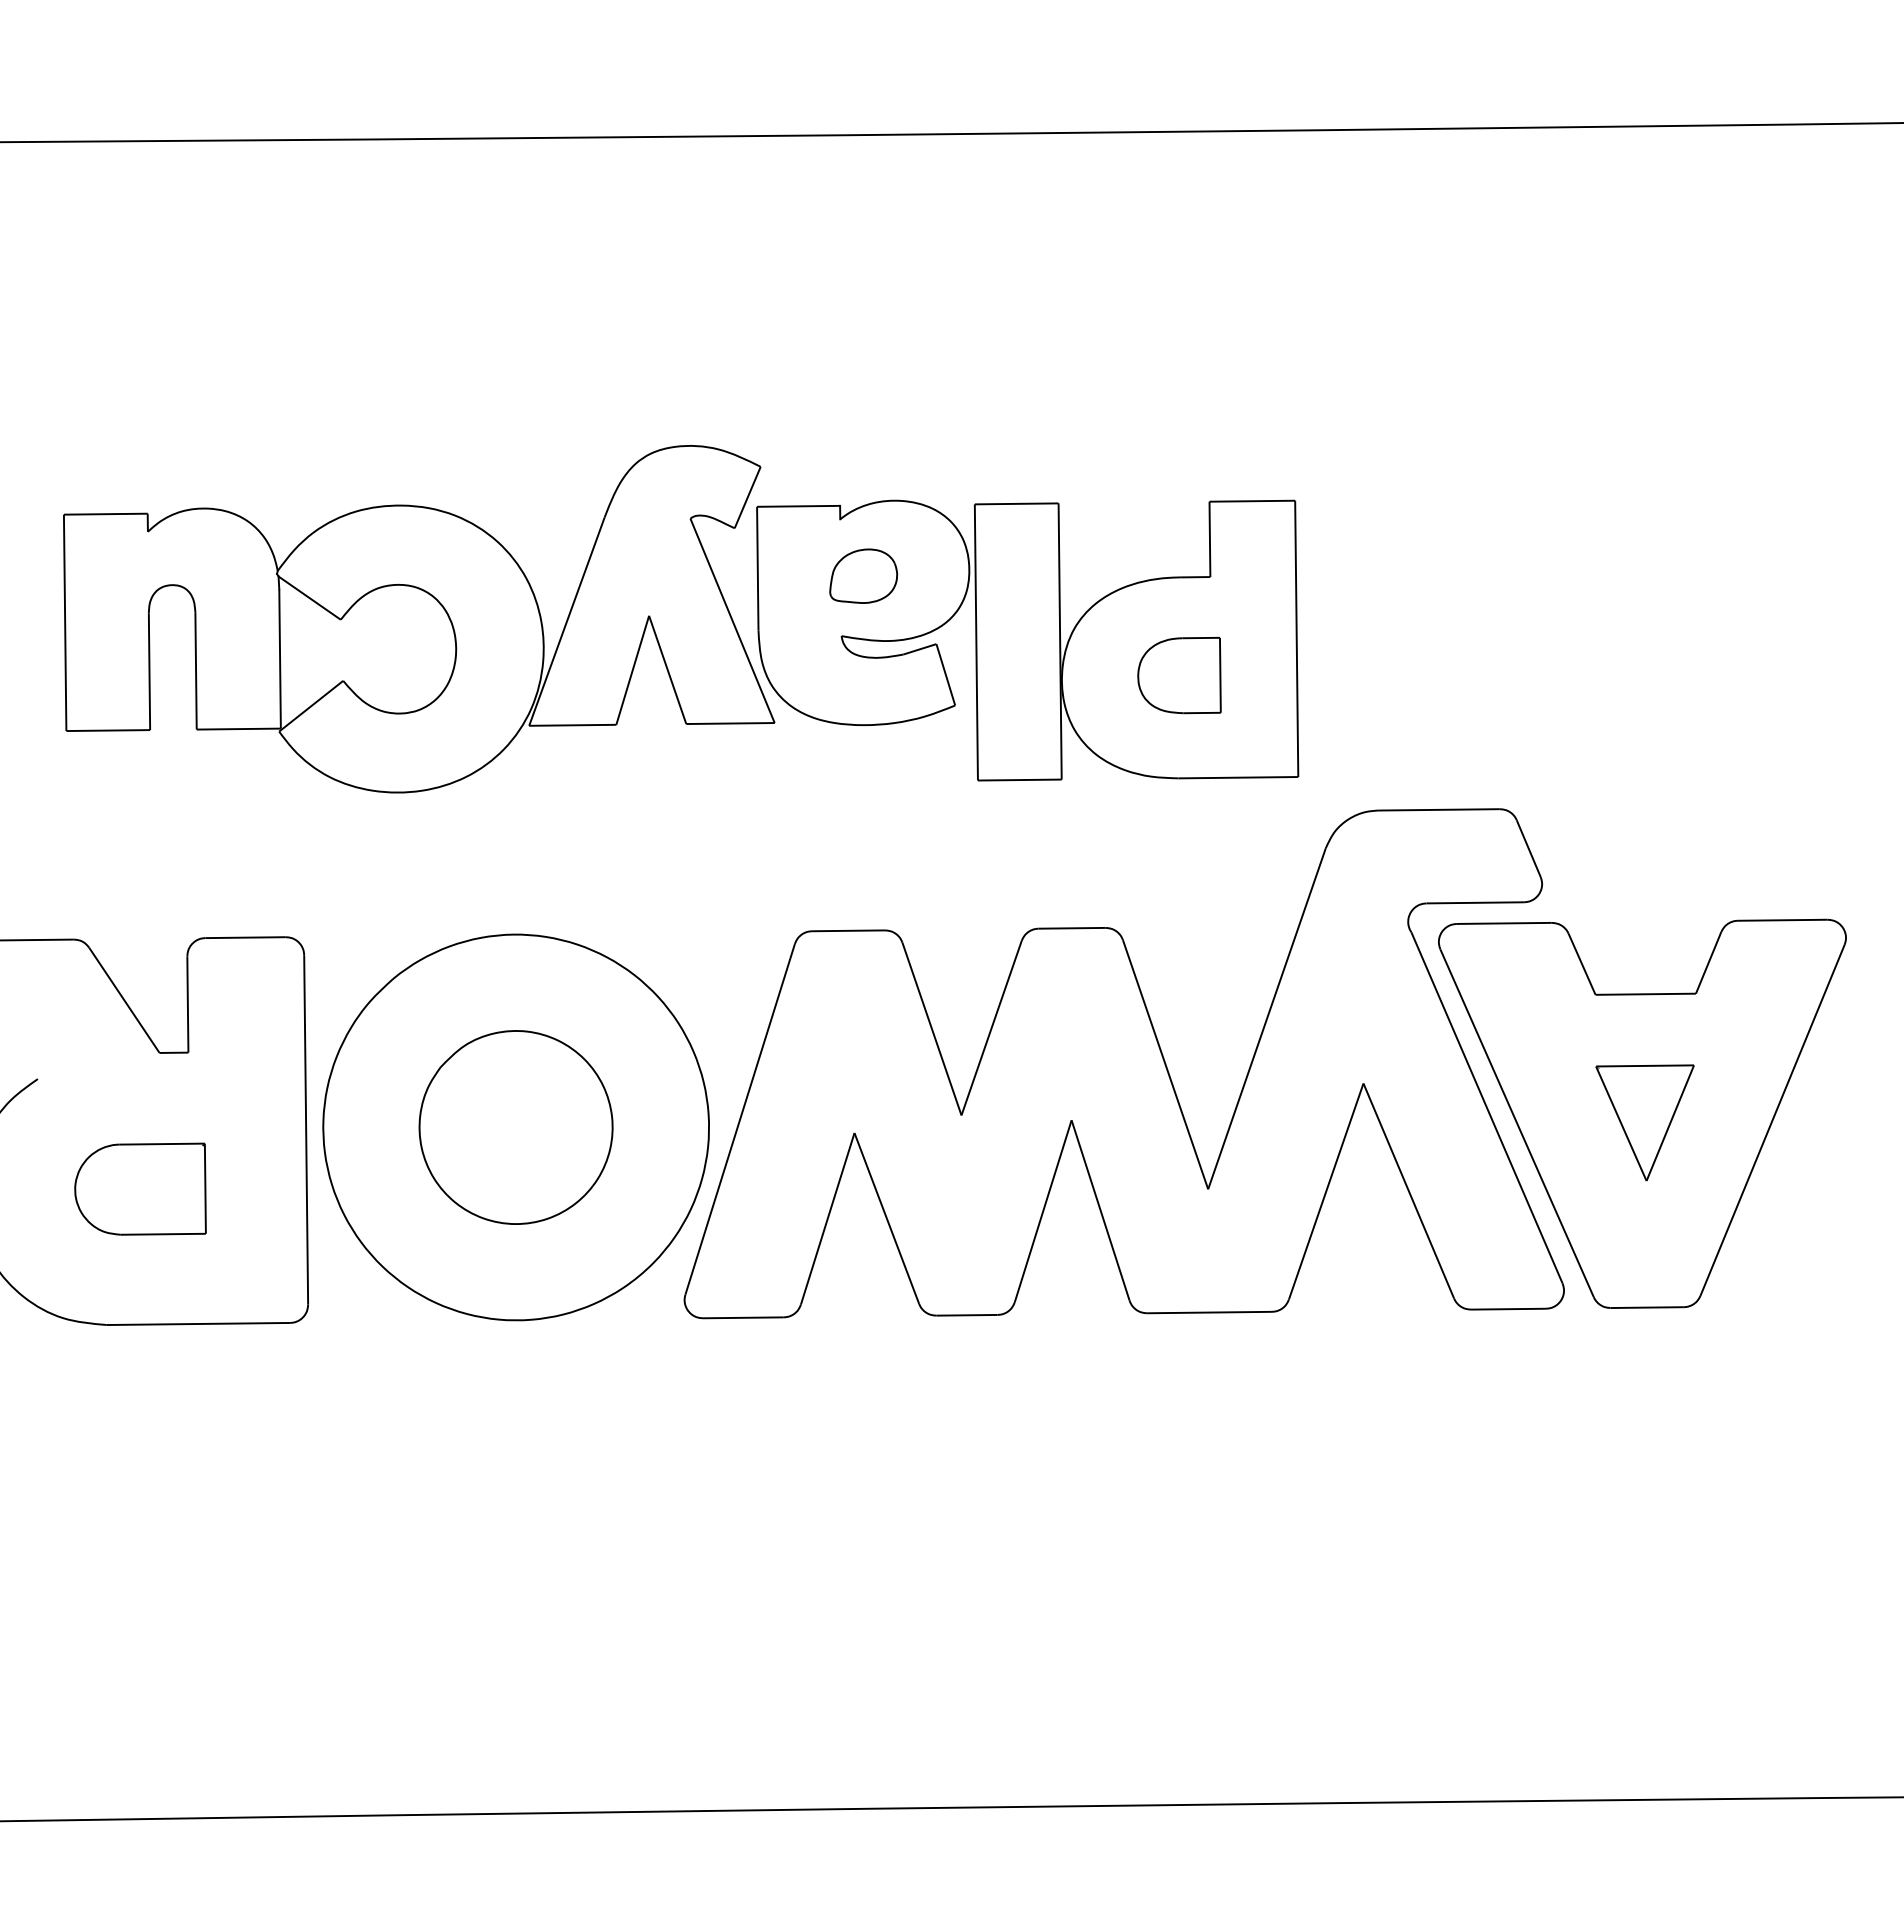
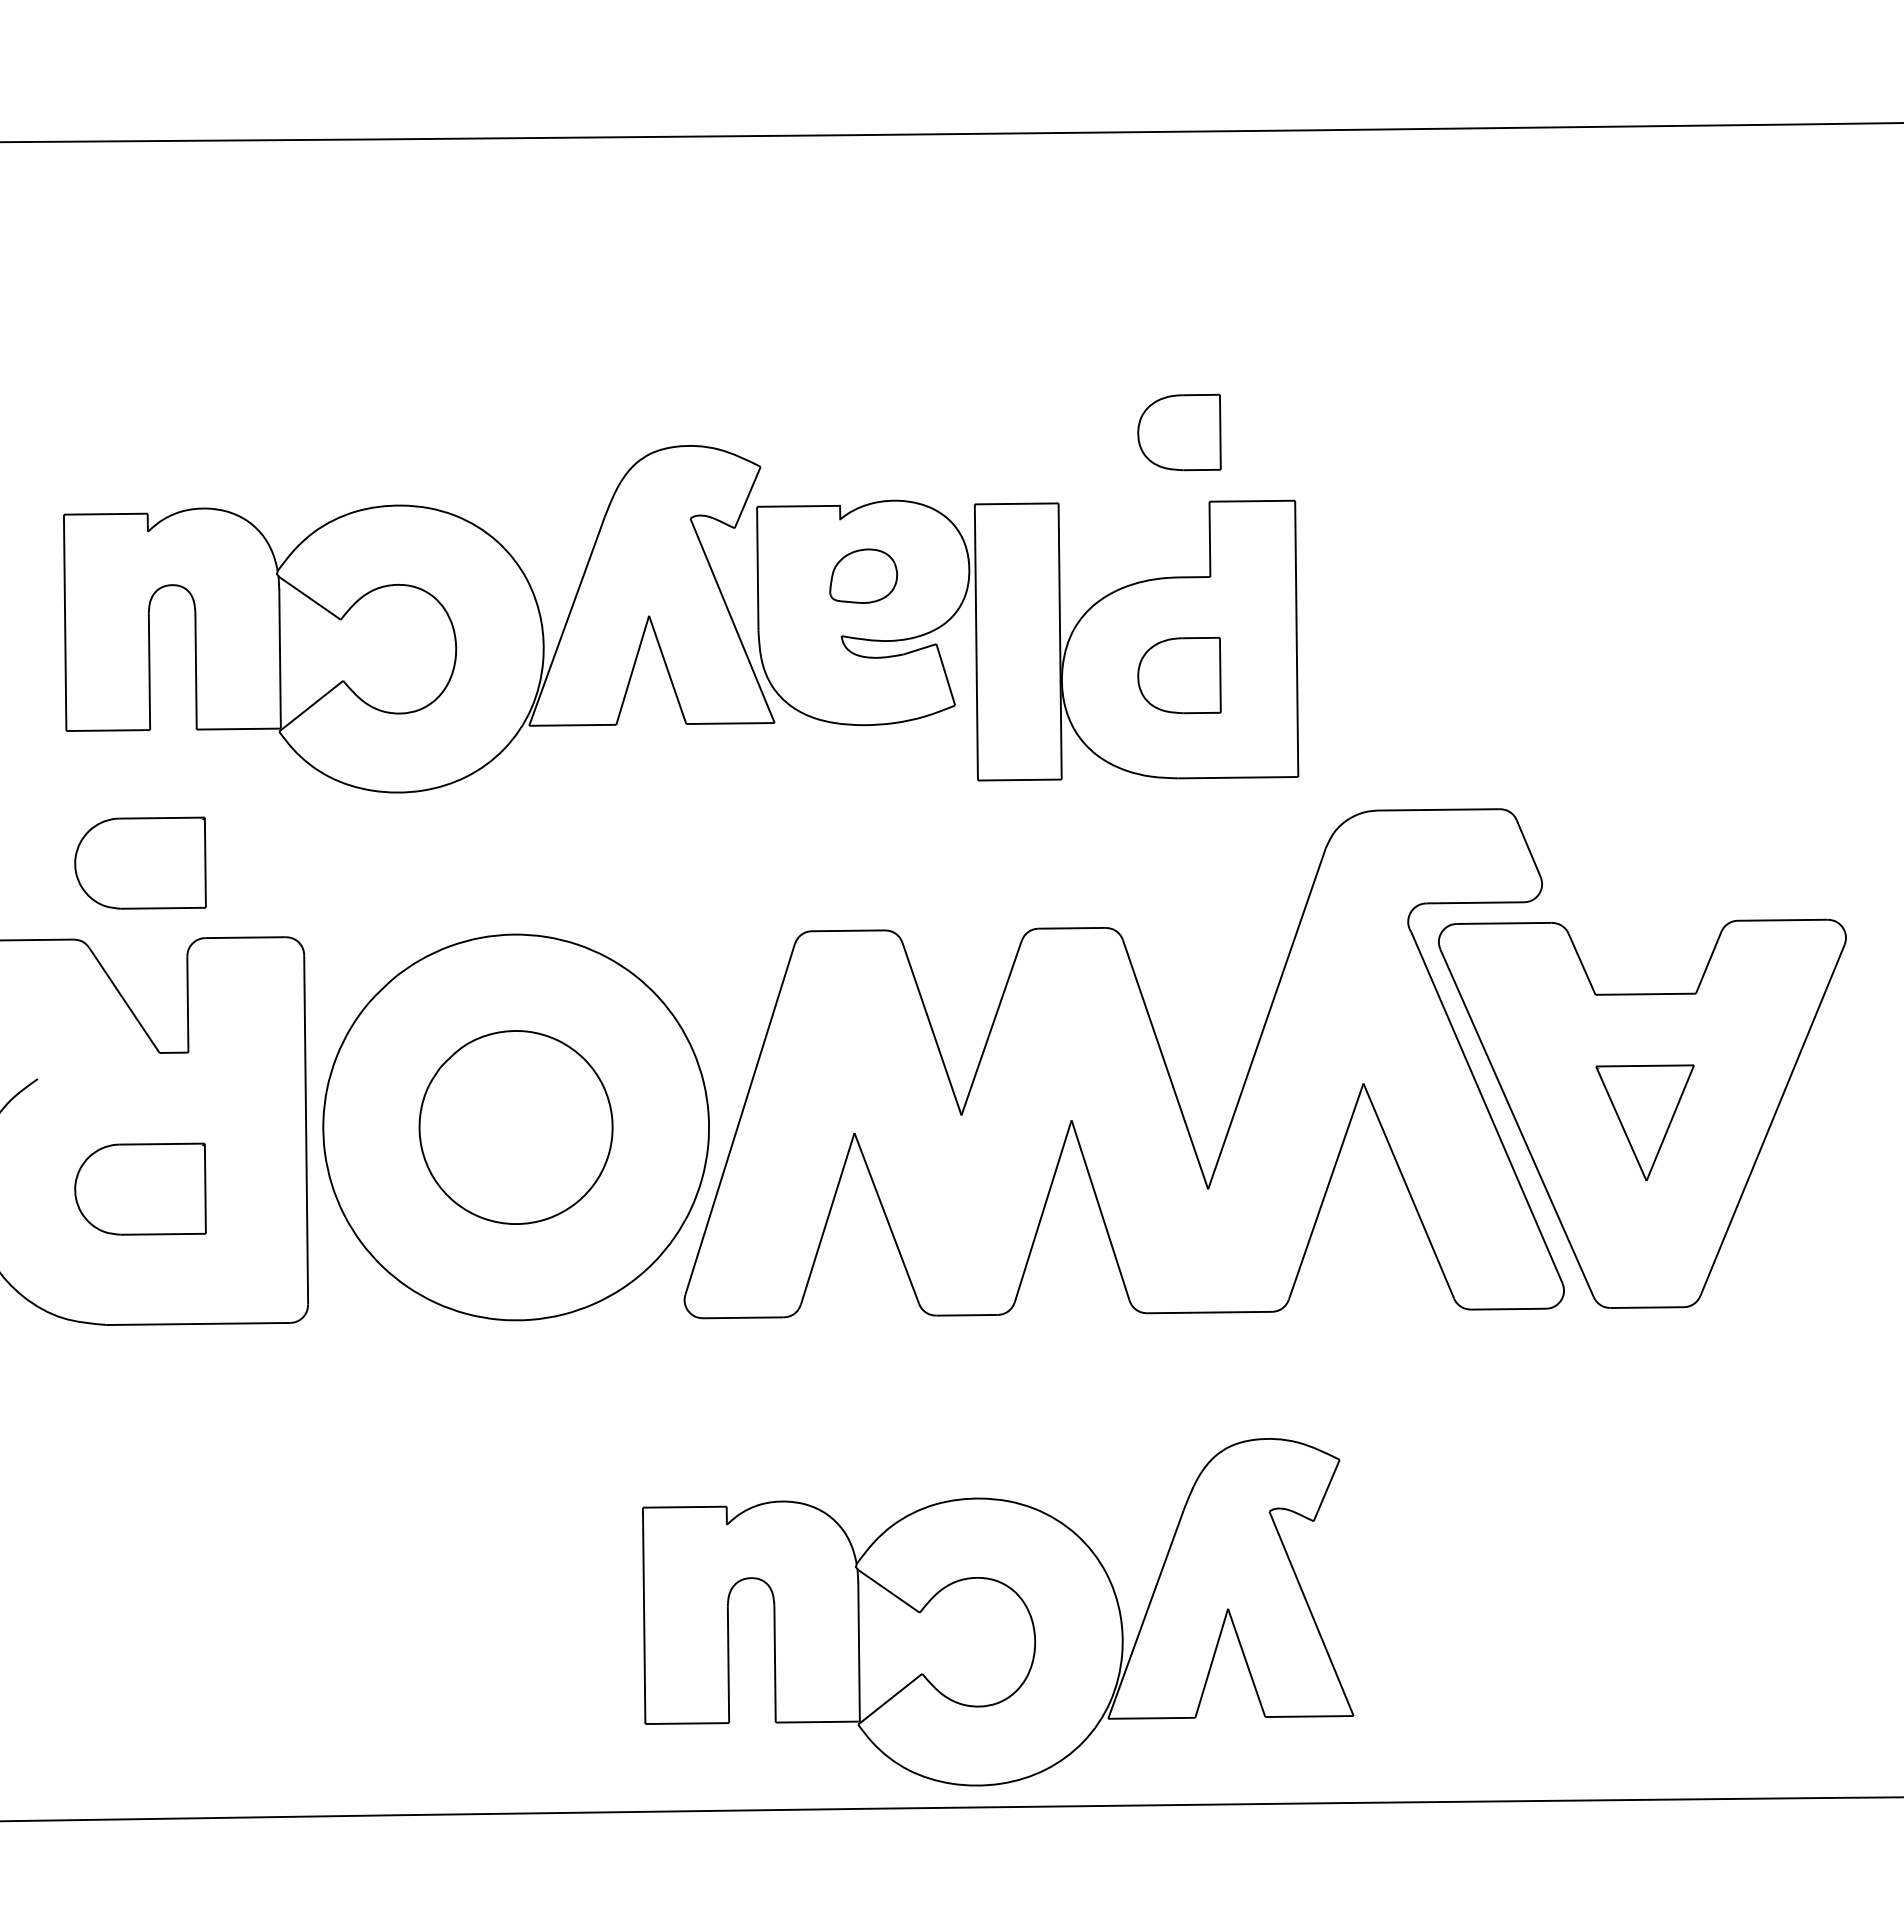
part: none -> present (1179, 432)
part: none -> present (140, 862)
part: none -> present (998, 1612)
